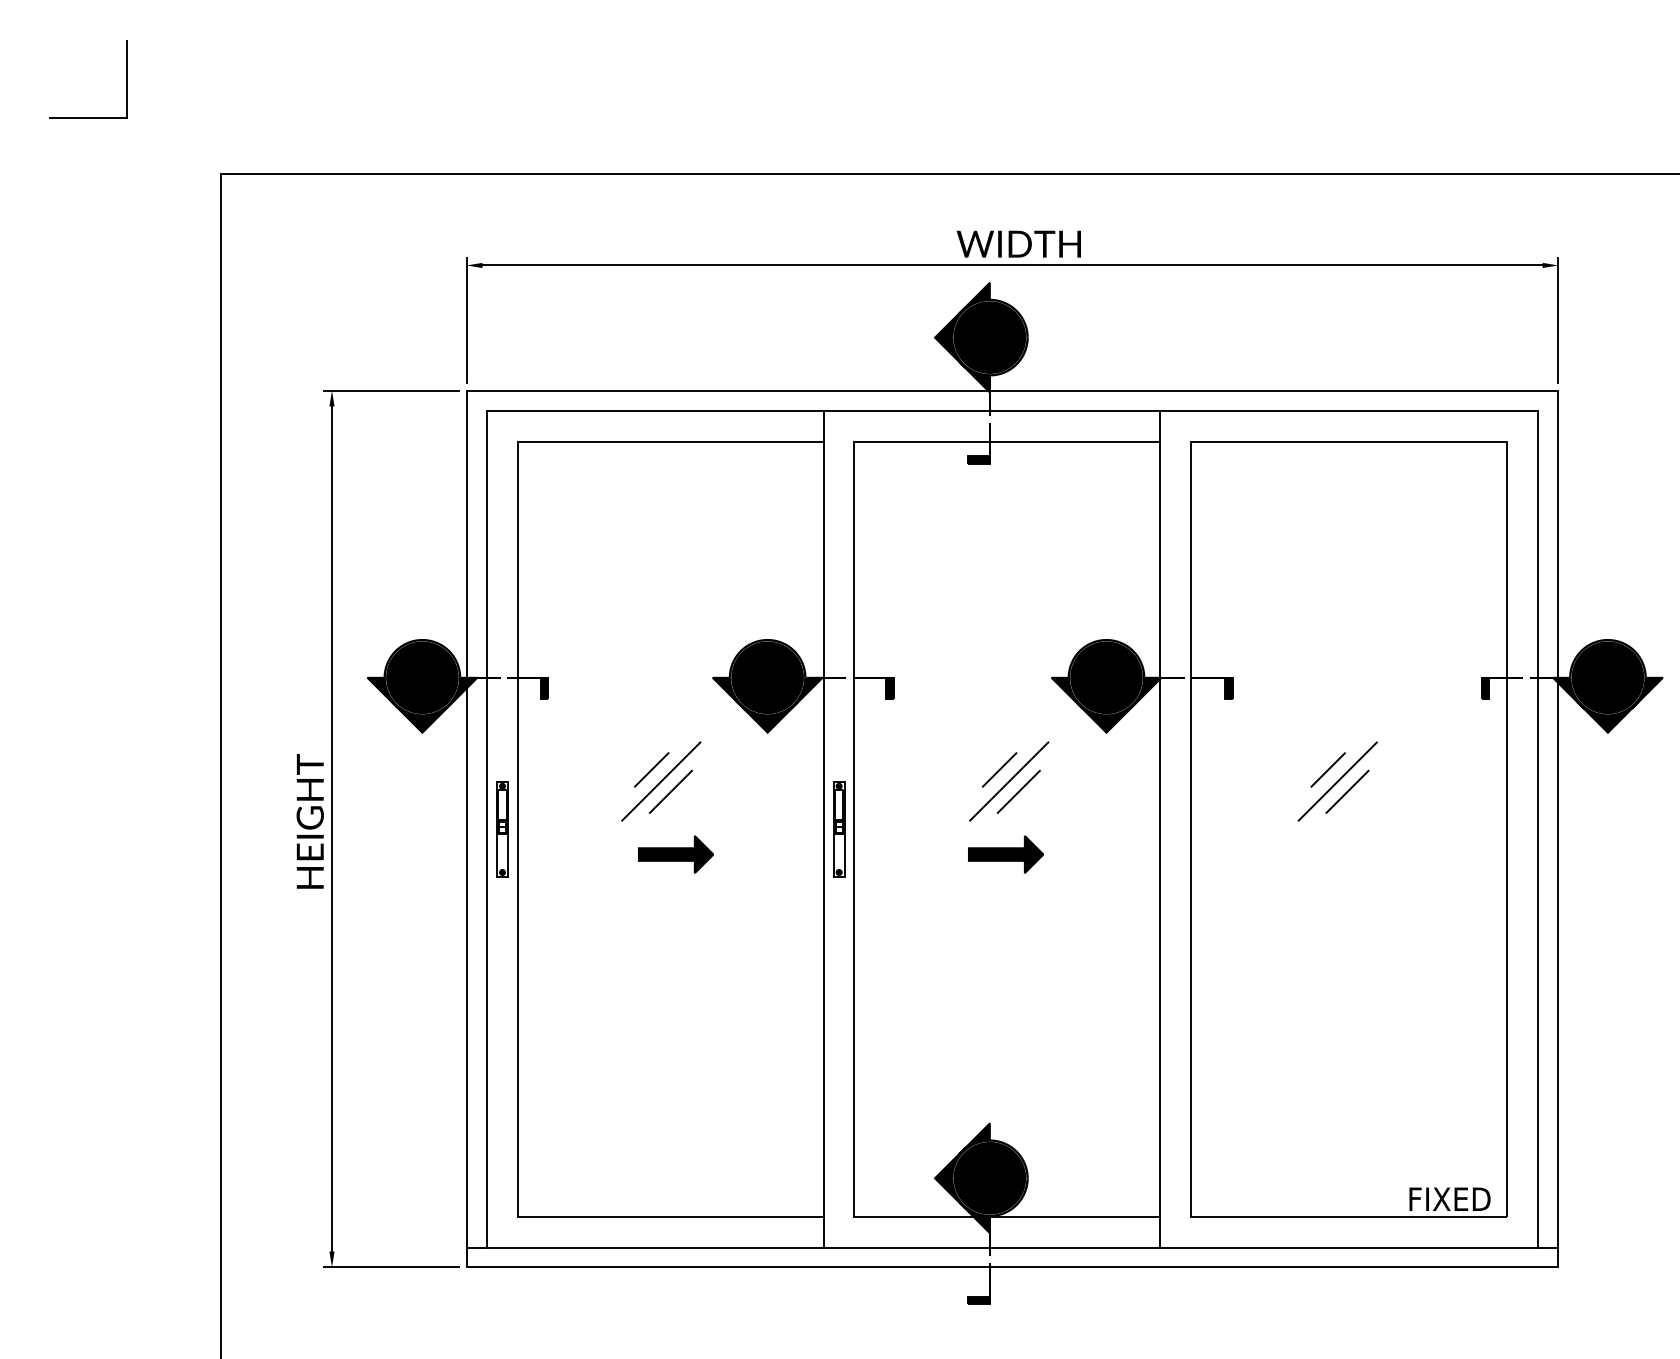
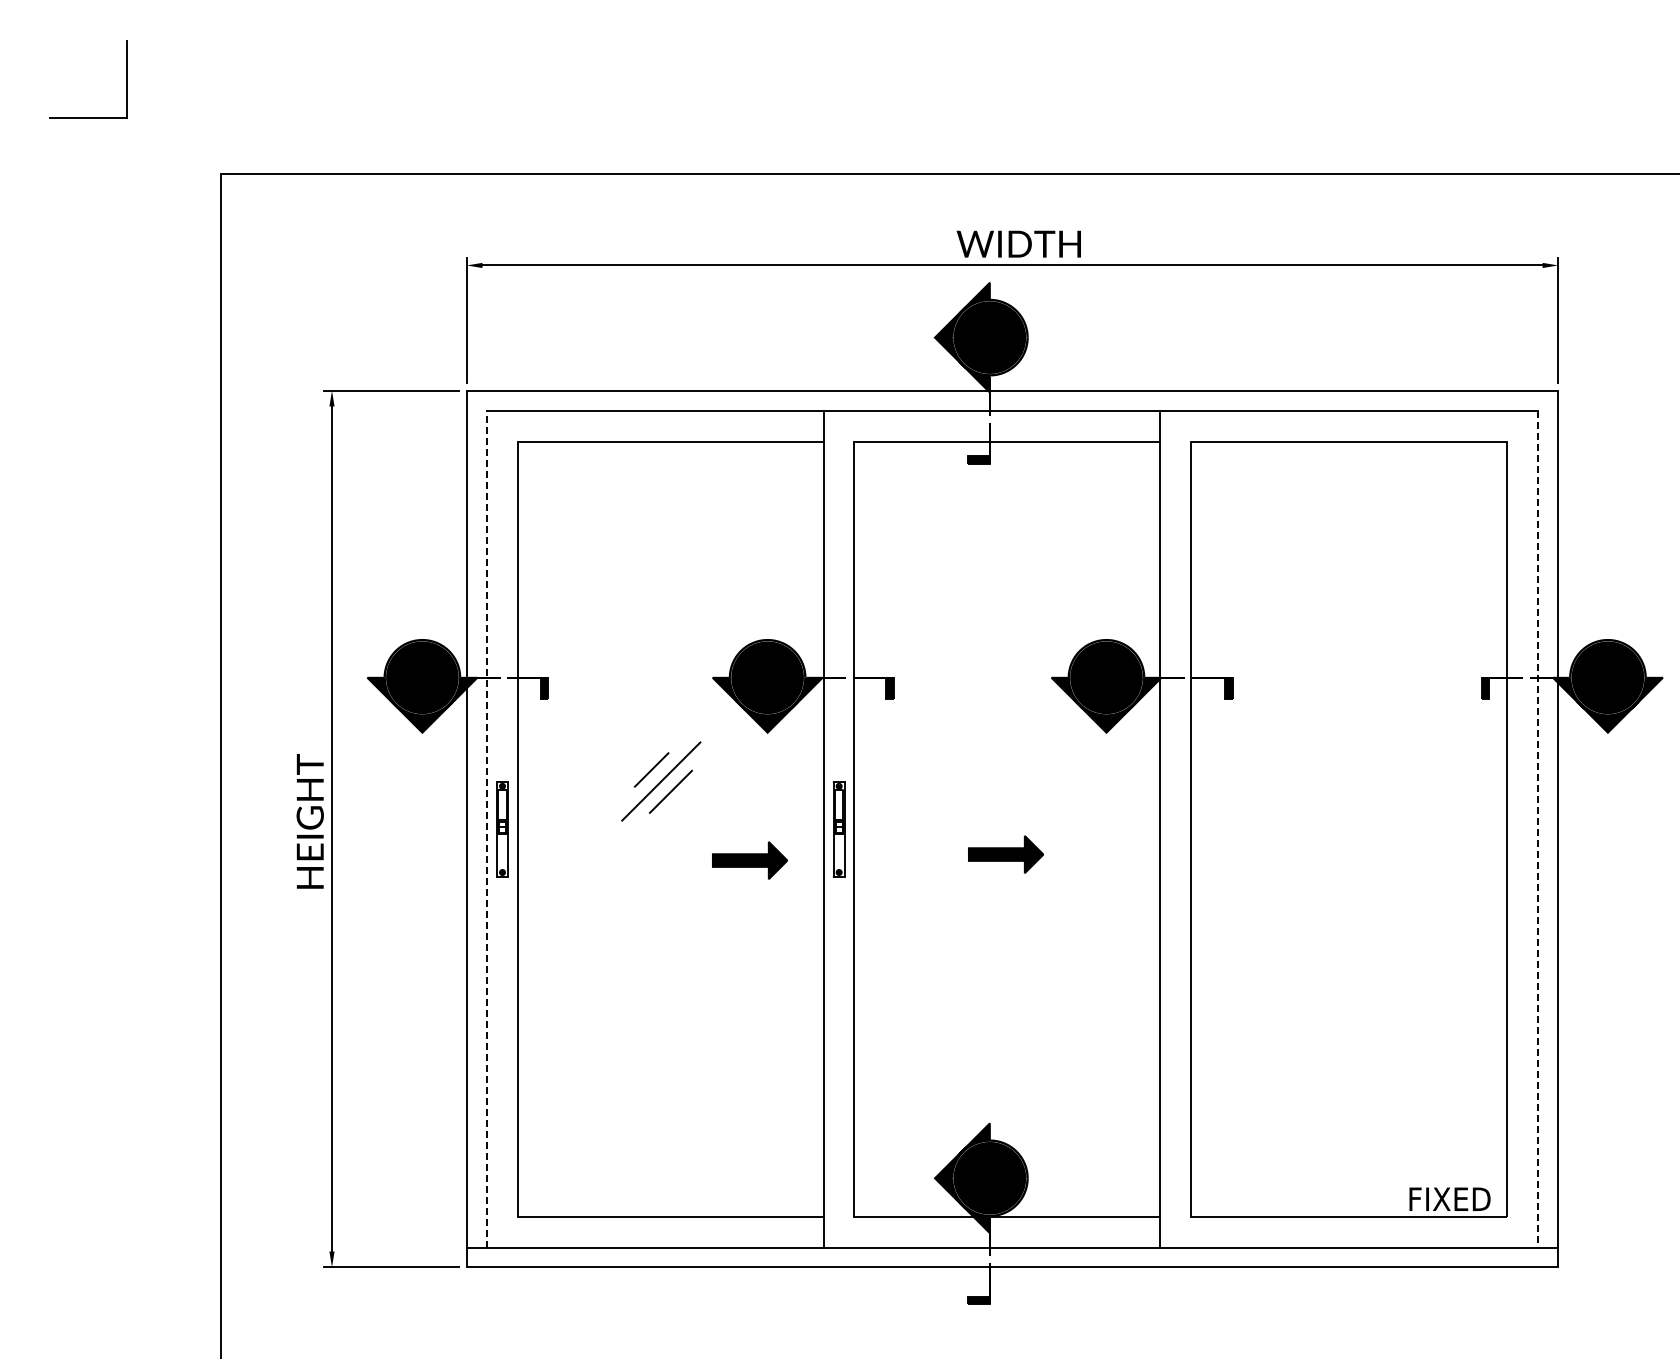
part: present -> none (1009, 781)
part: present -> none (1337, 781)
line: solid -> dashed (487, 828)
line: solid -> dashed (1537, 829)
part position: (675, 854) -> (749, 860) (749, 860)
